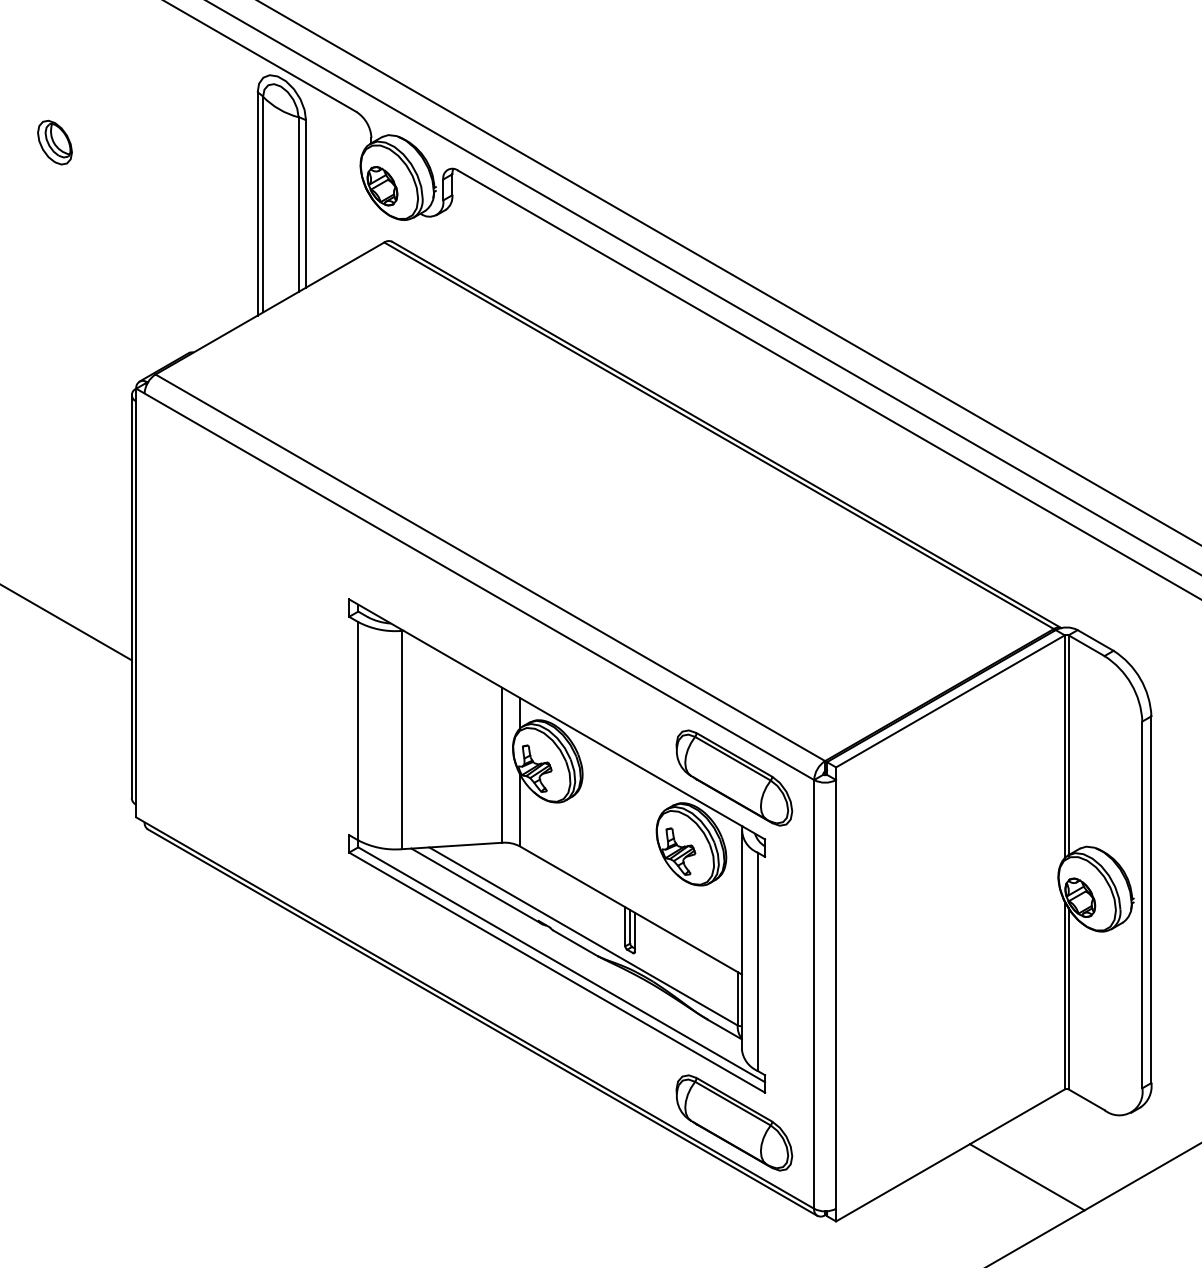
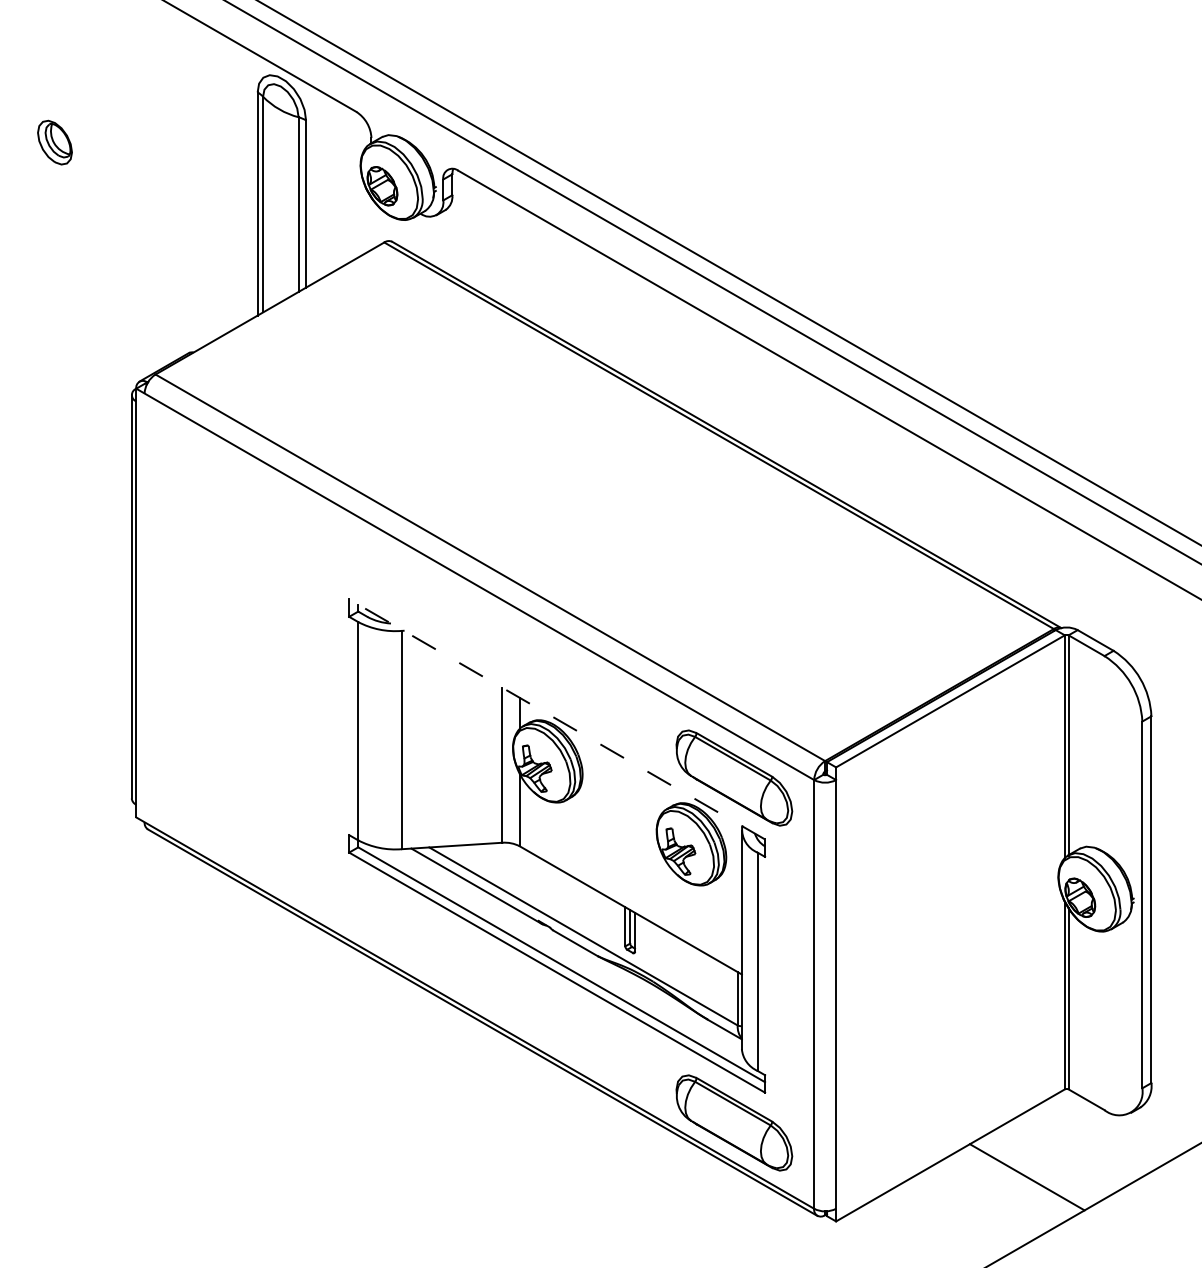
line position: (703, 287) -> (713, 282) (713, 282)
line: present -> none (66, 622)
line: solid -> dashed (556, 719)
